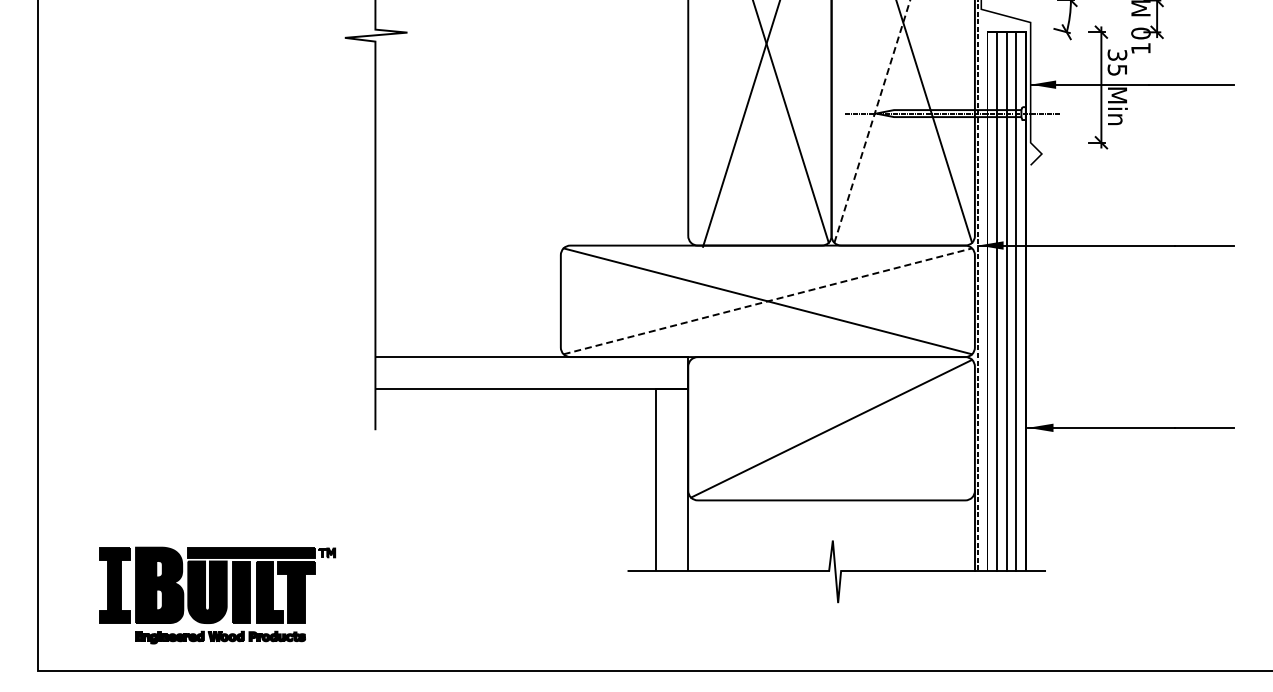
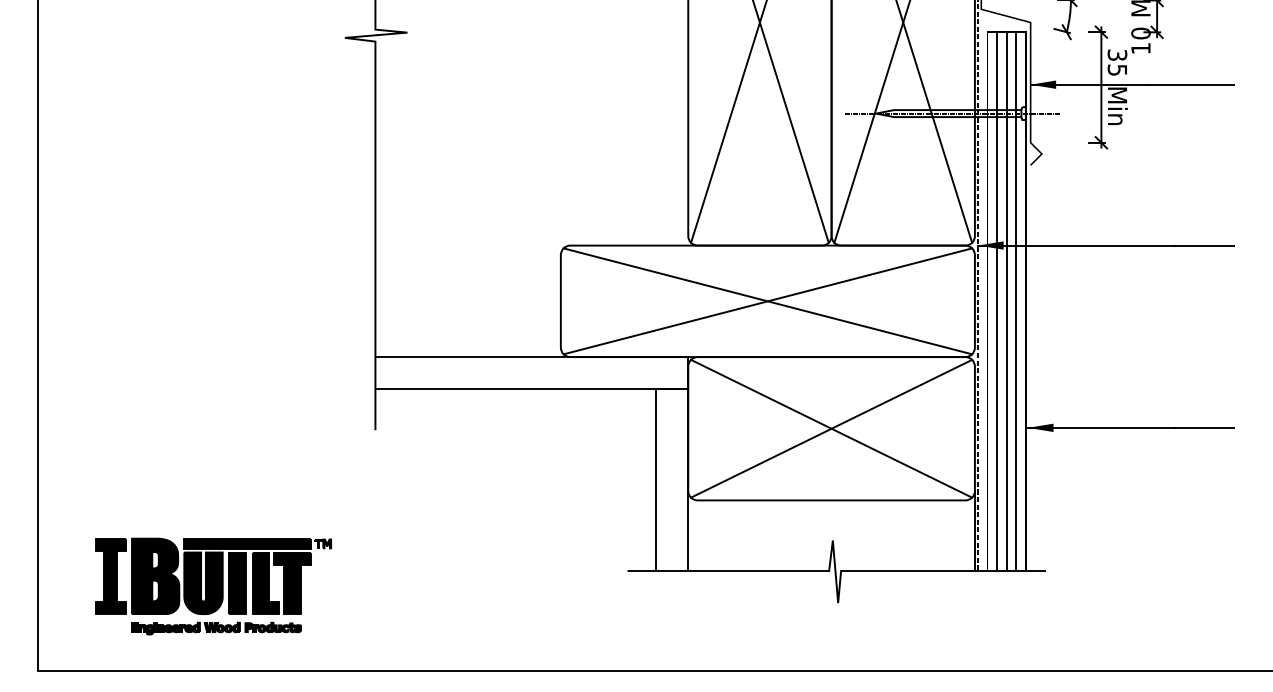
line: dashed -> solid (872, 121)
line position: (741, 124) -> (728, 122) (728, 122)
line: dashed -> solid (767, 301)
line: none -> present (831, 428)
part position: (217, 595) -> (213, 586) (213, 586)
